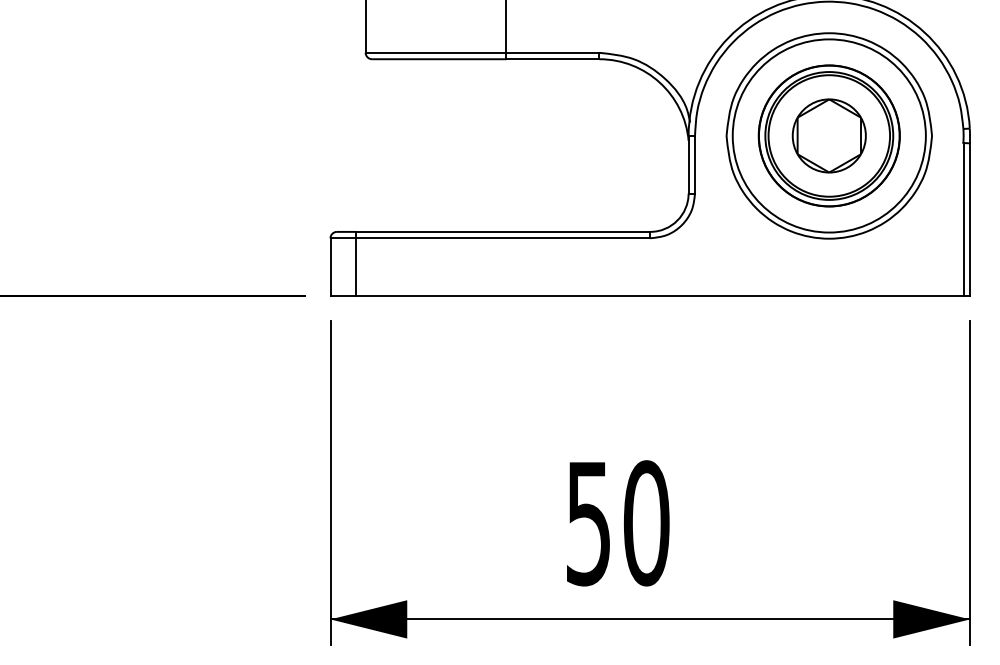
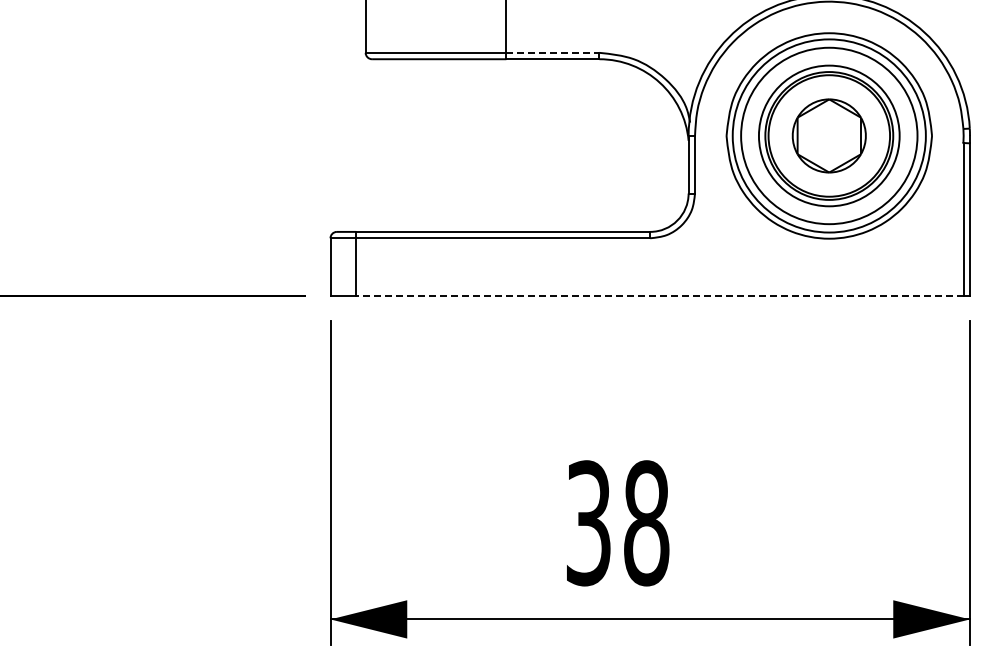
line: solid -> dashed (552, 52)
circle diameter: 141 px -> 176 px (829, 135)
line: solid -> dashed (659, 295)
text: 50 -> 38 (618, 523)
